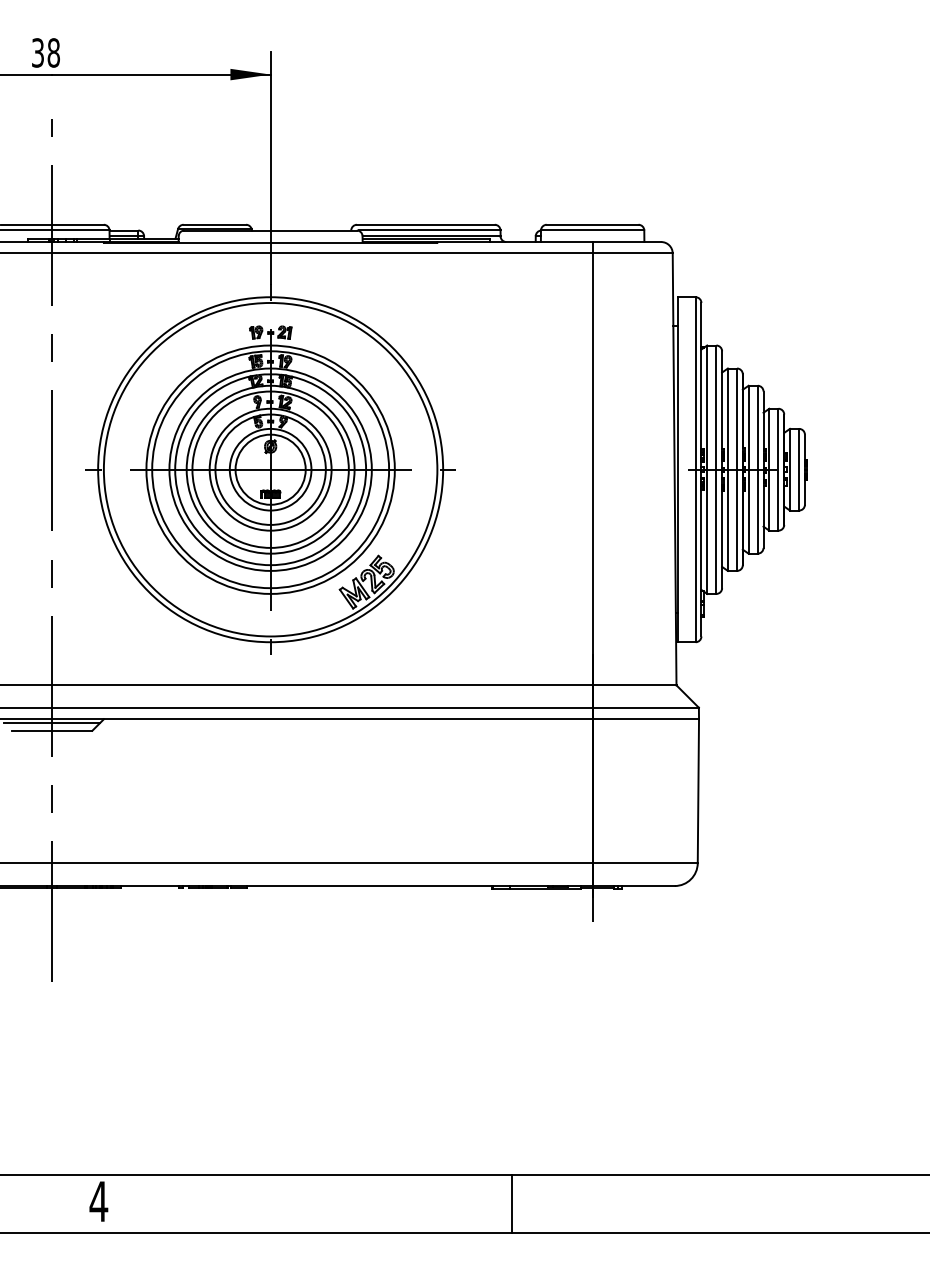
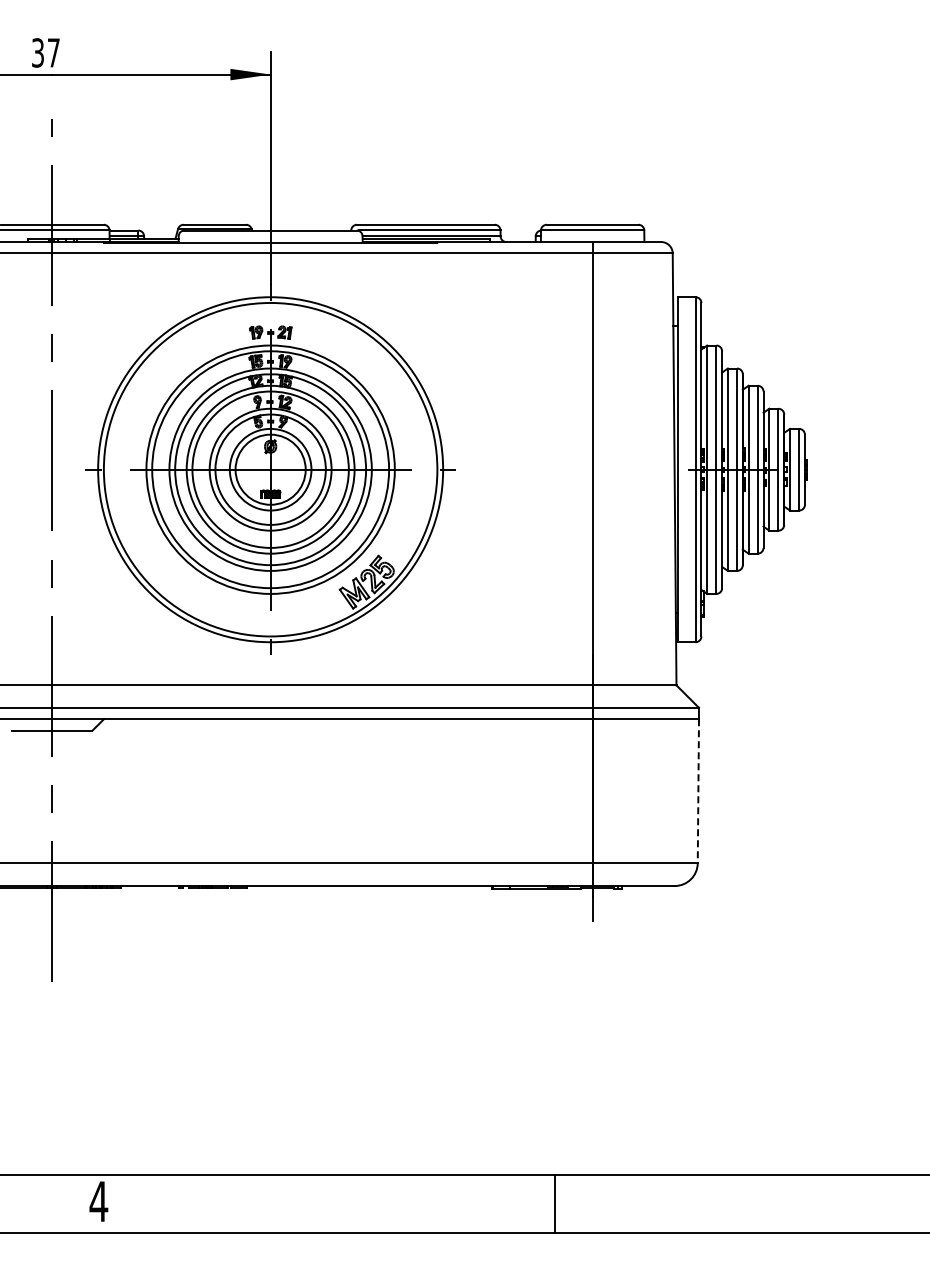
text: 38 -> 37 (53, 52)
line: present -> none (51, 722)
line: solid -> dashed (698, 791)
line position: (512, 1203) -> (555, 1203) (555, 1203)
